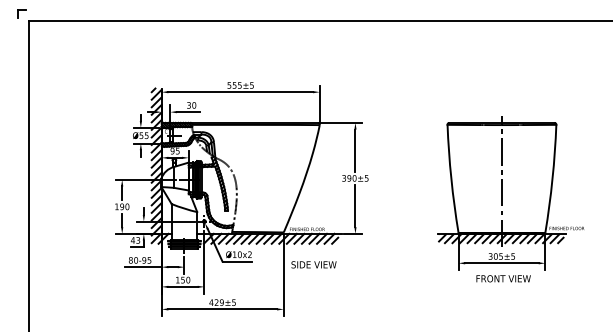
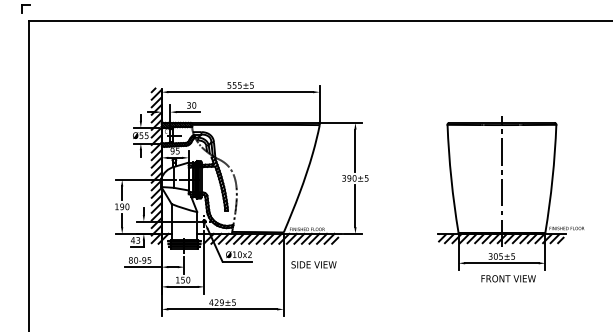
part position: (21, 13) -> (25, 8) (25, 8)
text position: (503, 278) -> (508, 278) (508, 278)
